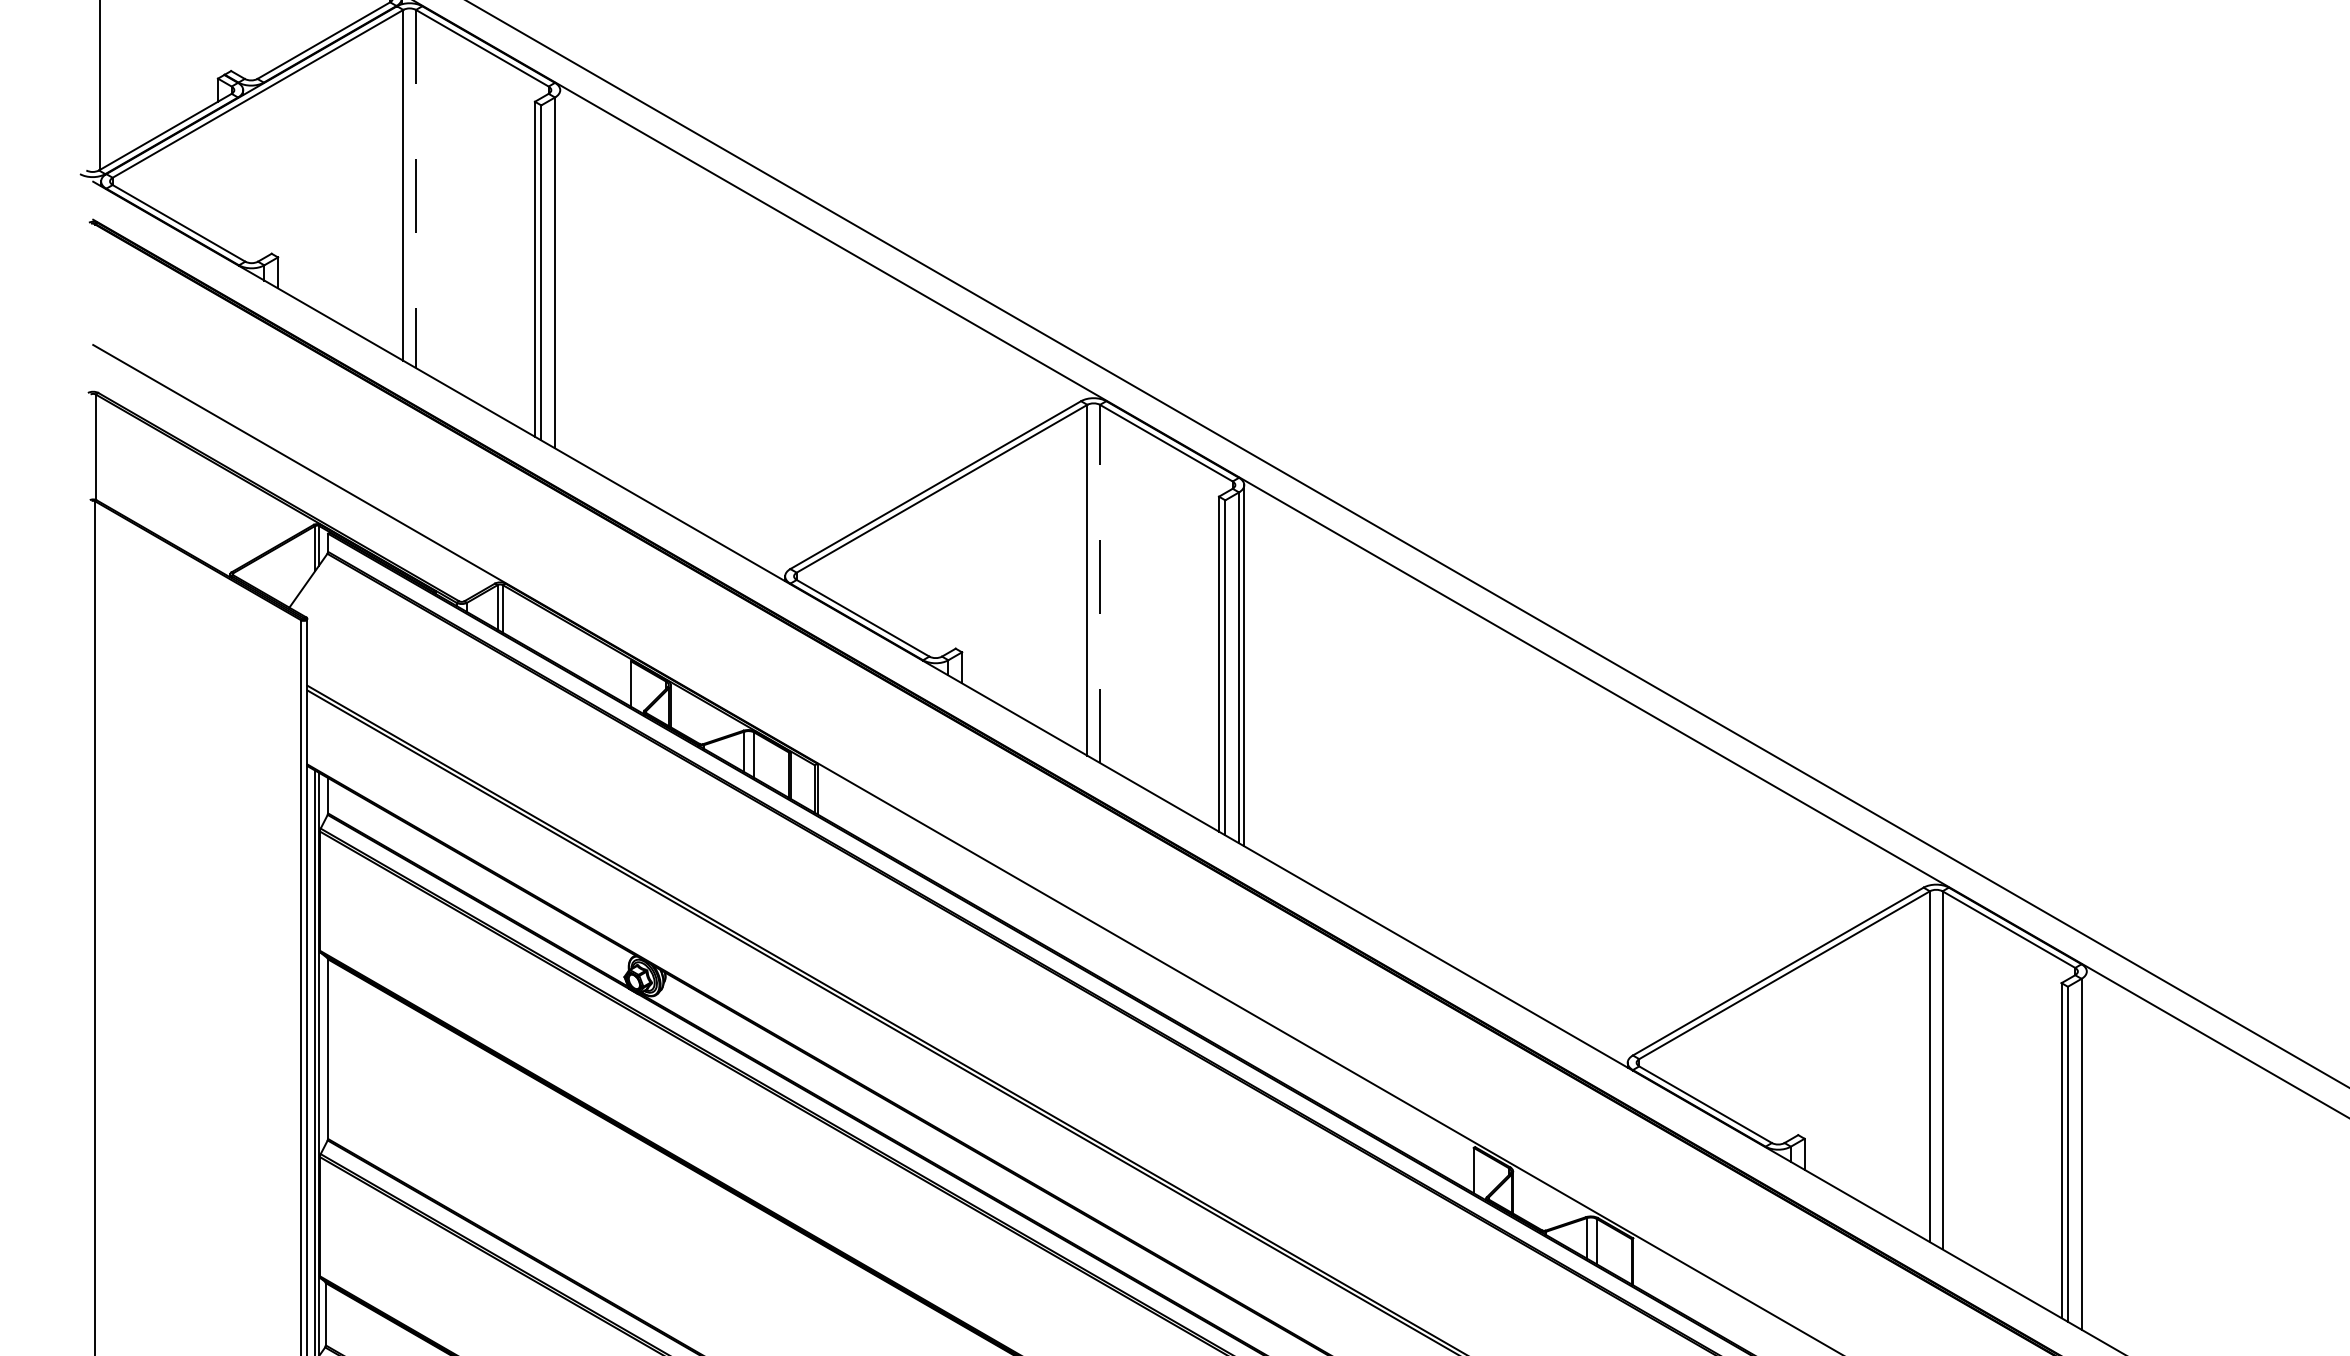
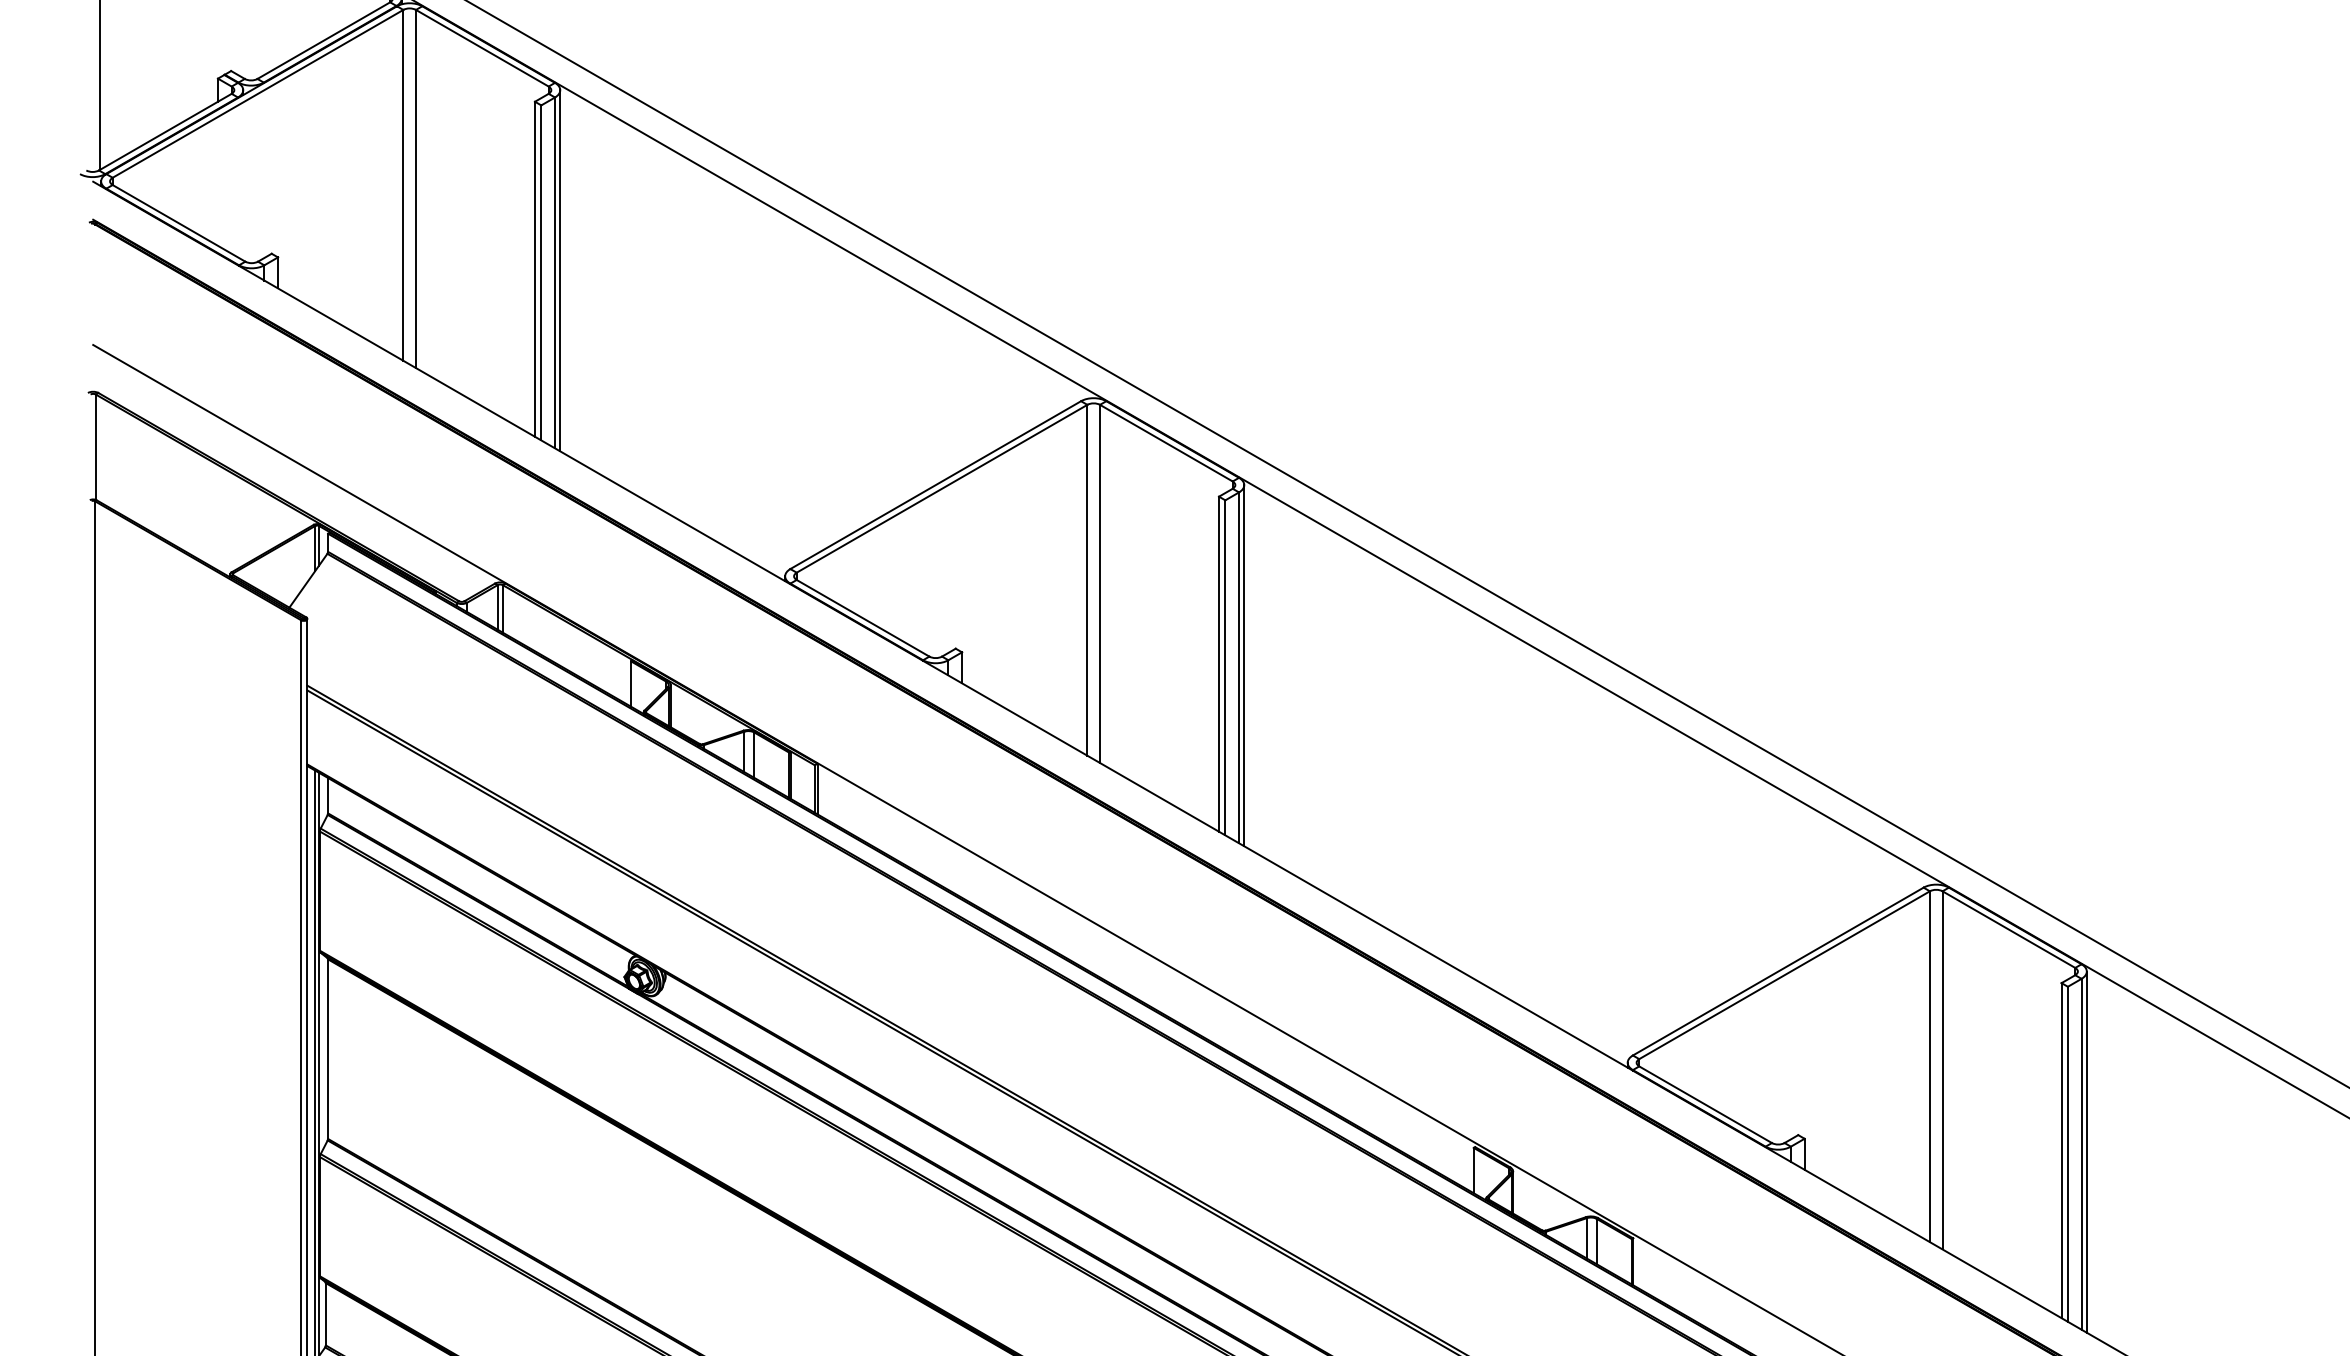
line: dashed -> solid (416, 189)
line: none -> present (560, 270)
line: dashed -> solid (1100, 583)
line: none -> present (2086, 1151)
